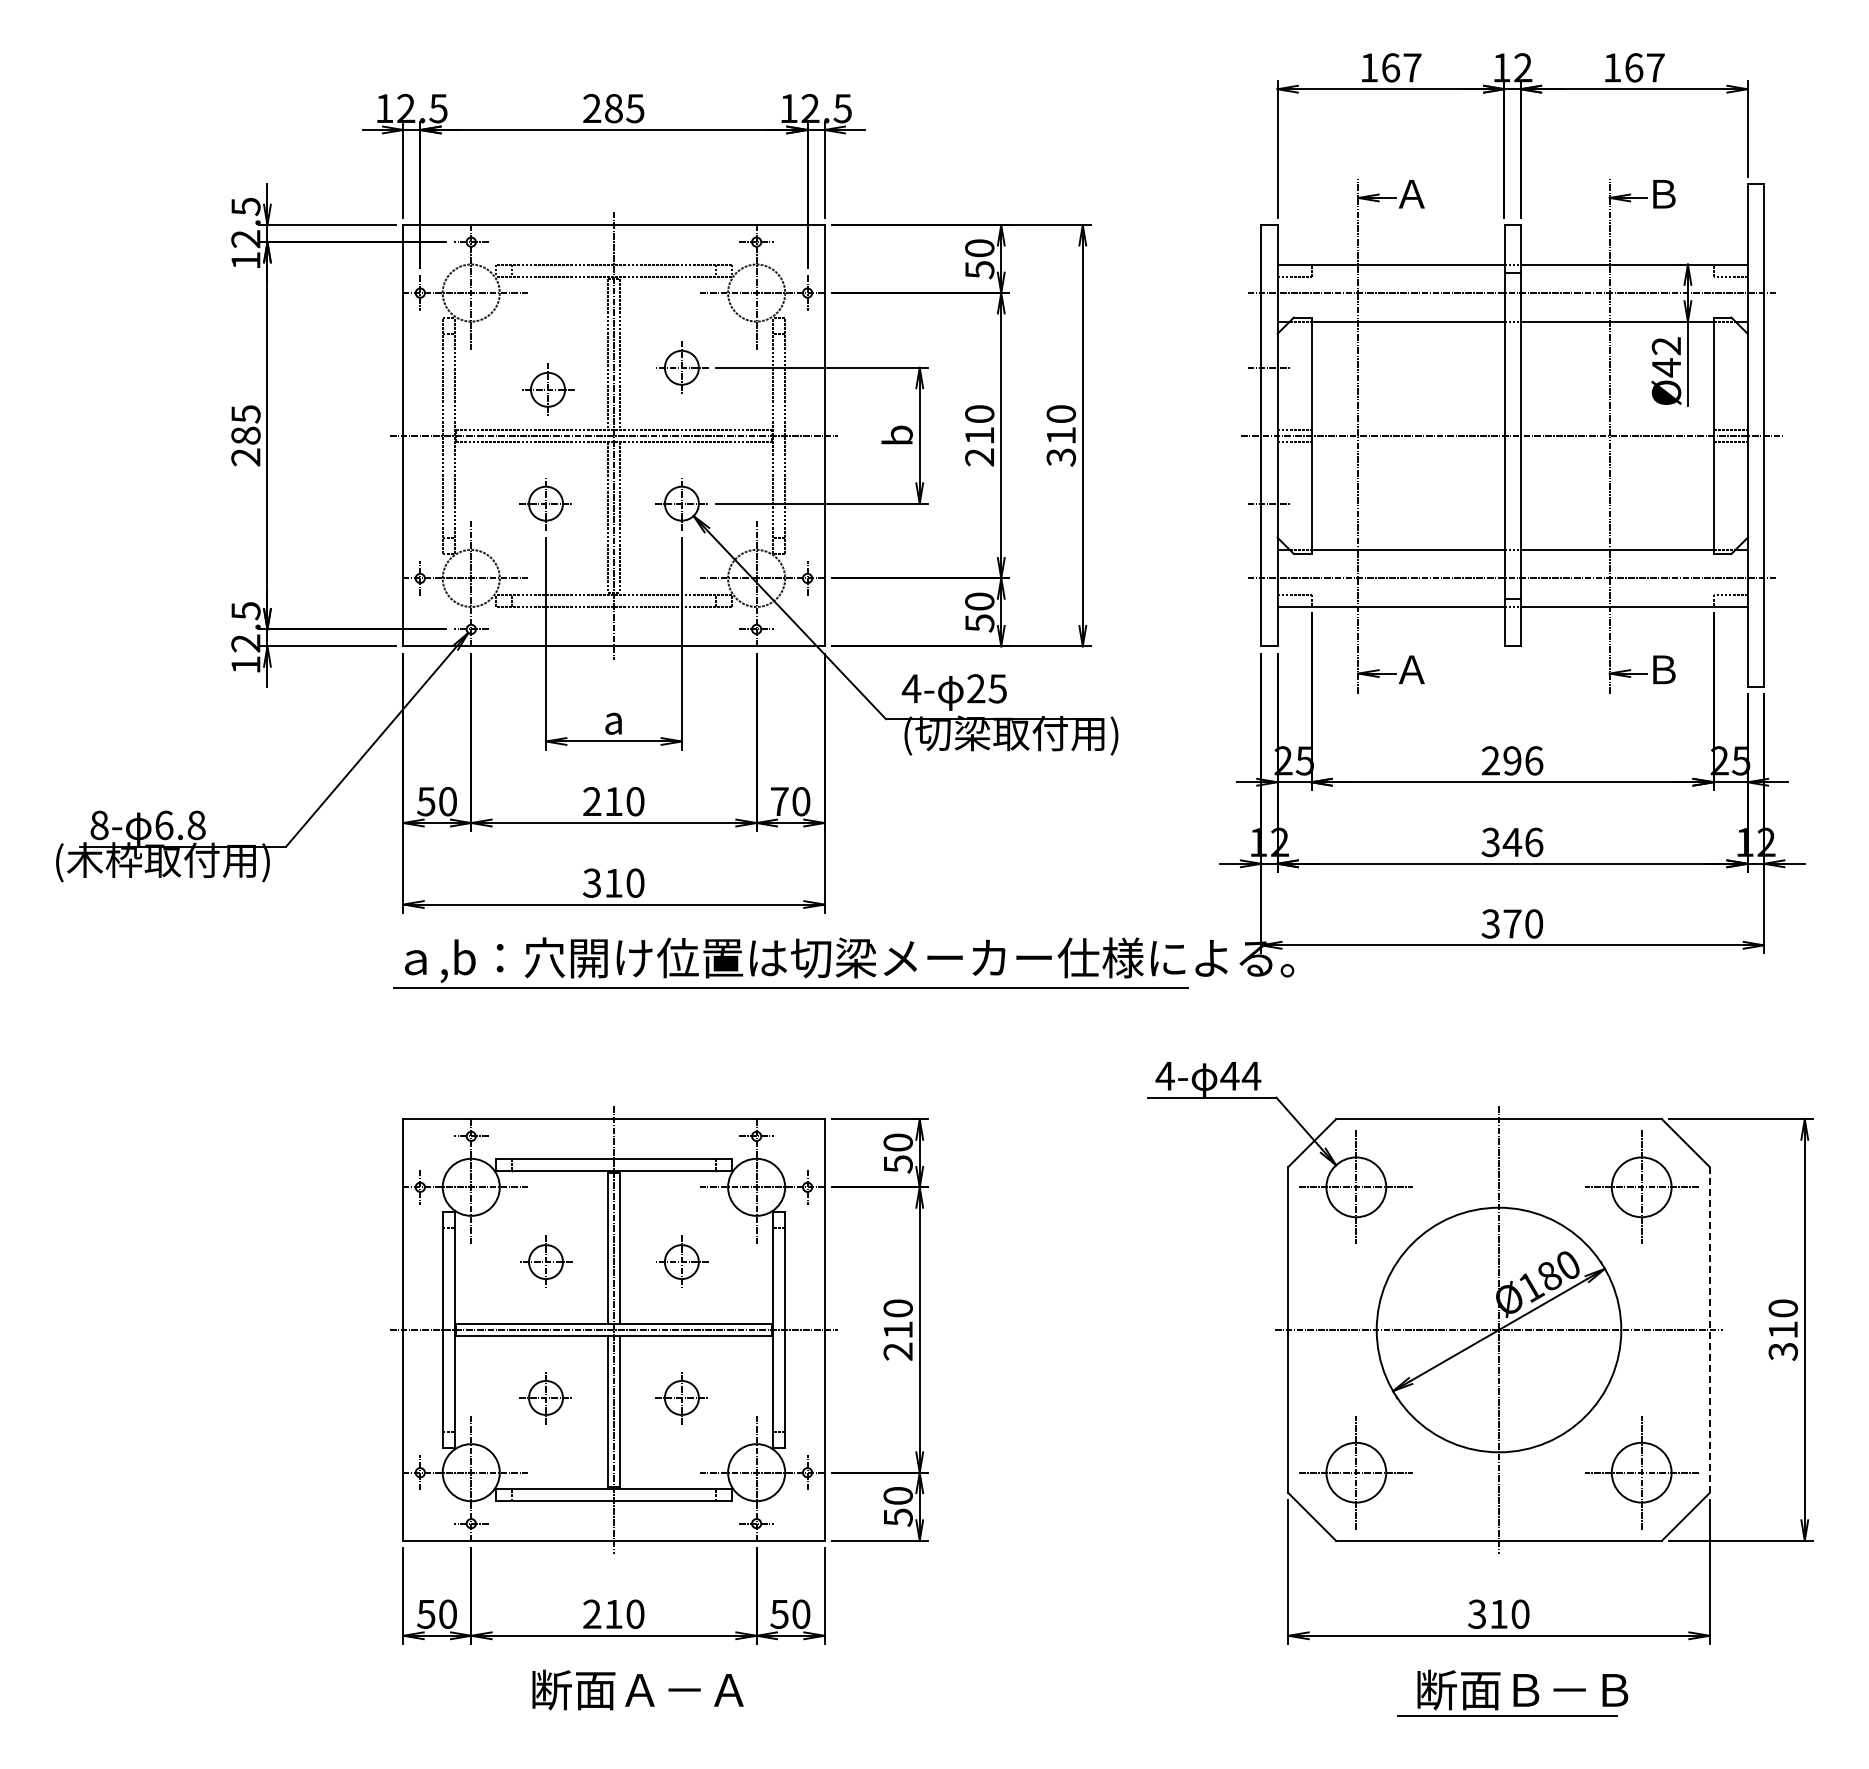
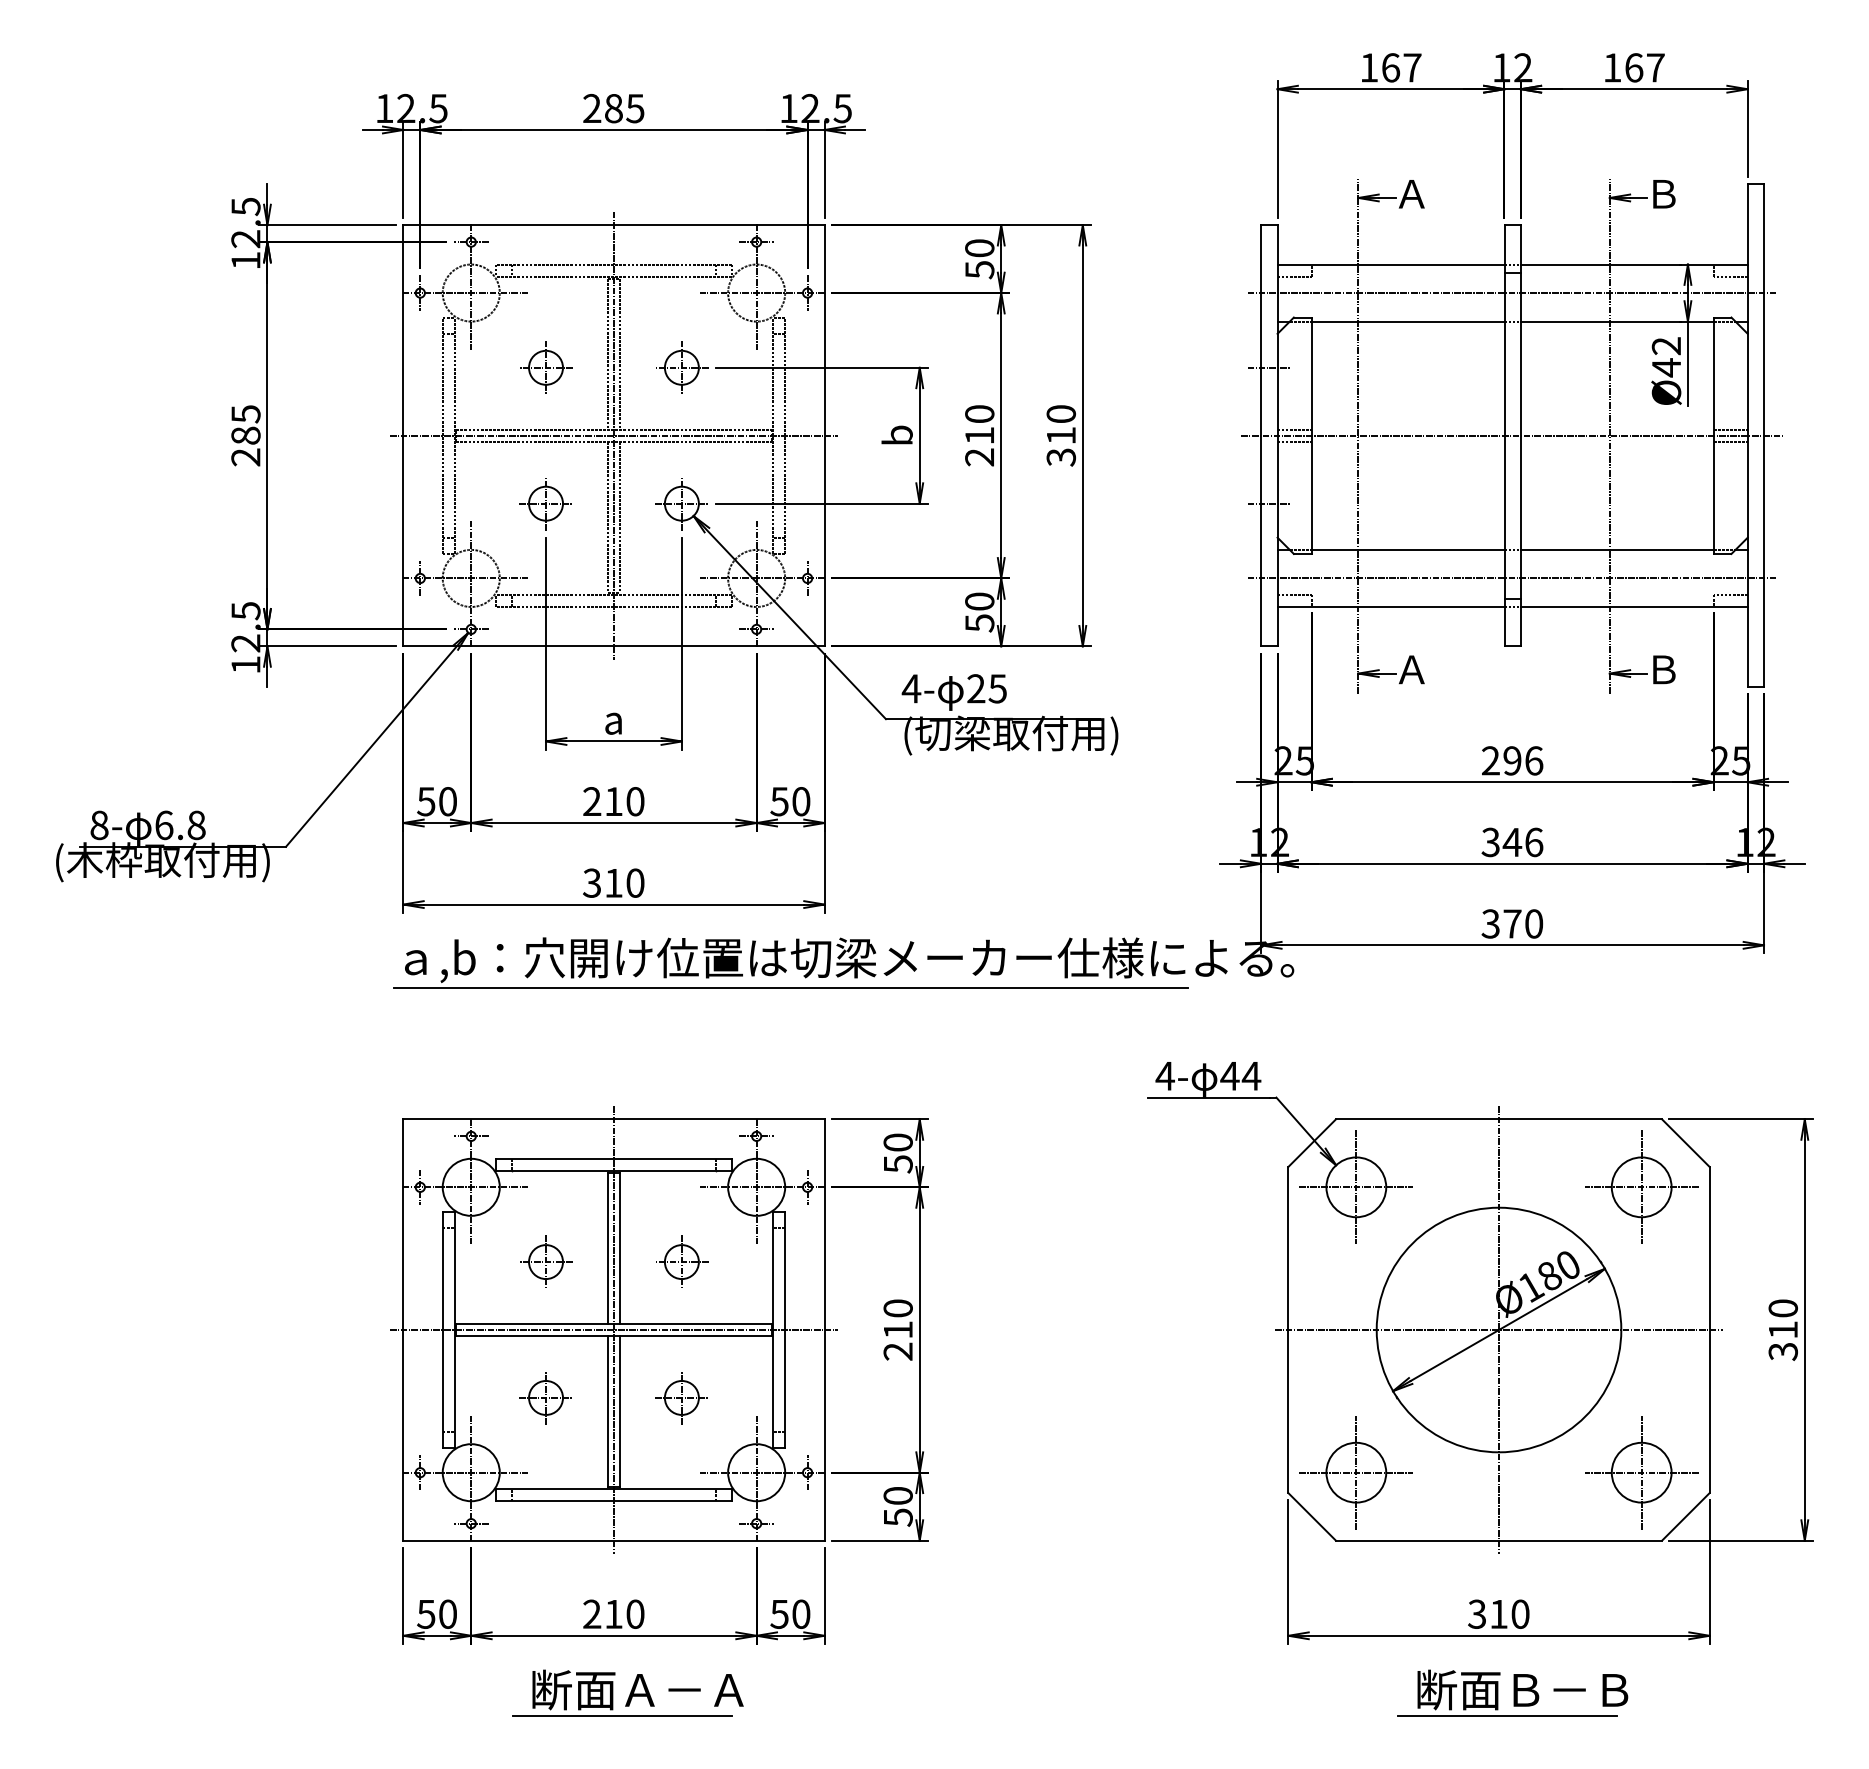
part position: (548, 389) -> (546, 367) (546, 367)
text: 70 -> 50 (779, 801)
line: dashed -> solid (1709, 1329)
line: none -> present (622, 1715)
